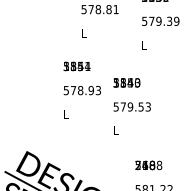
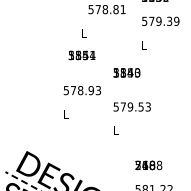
text position: (99, 9) -> (106, 9) (106, 9)
text position: (76, 66) -> (81, 55) (81, 55)
text position: (126, 82) -> (126, 72) (126, 72)
line: solid -> dashed (23, 181)
